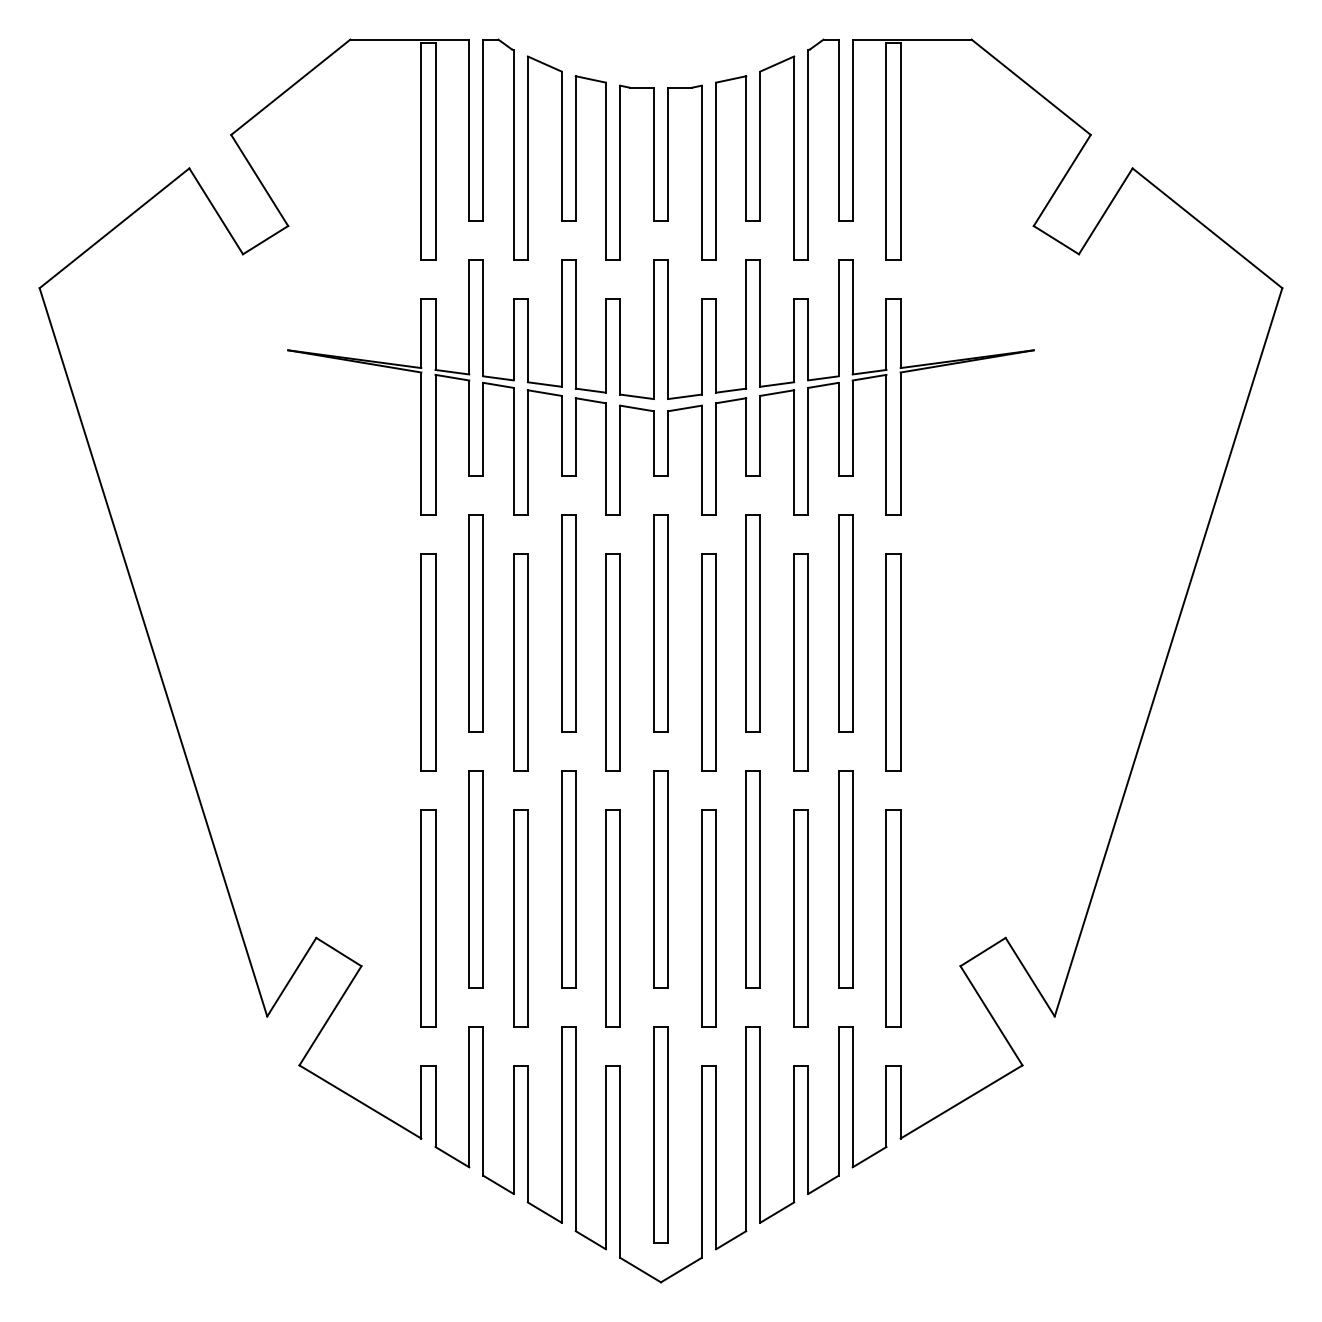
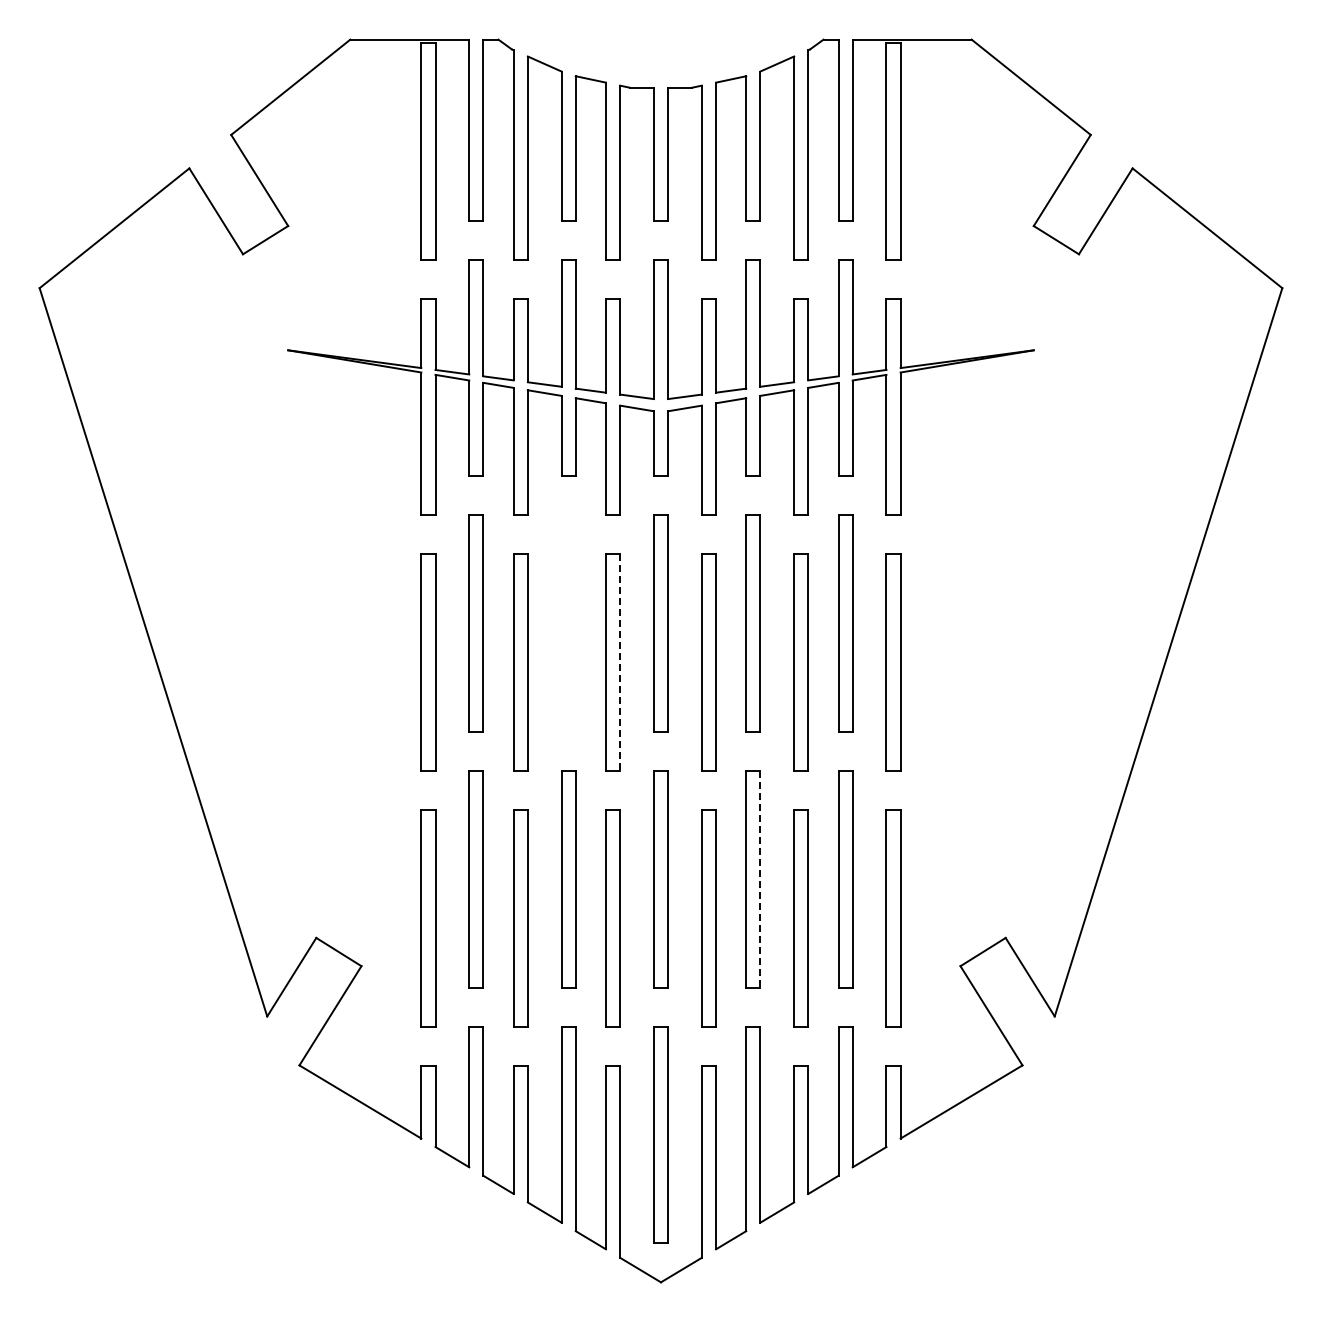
part: present -> none (568, 623)
line: solid -> dashed (620, 663)
line: solid -> dashed (760, 879)
